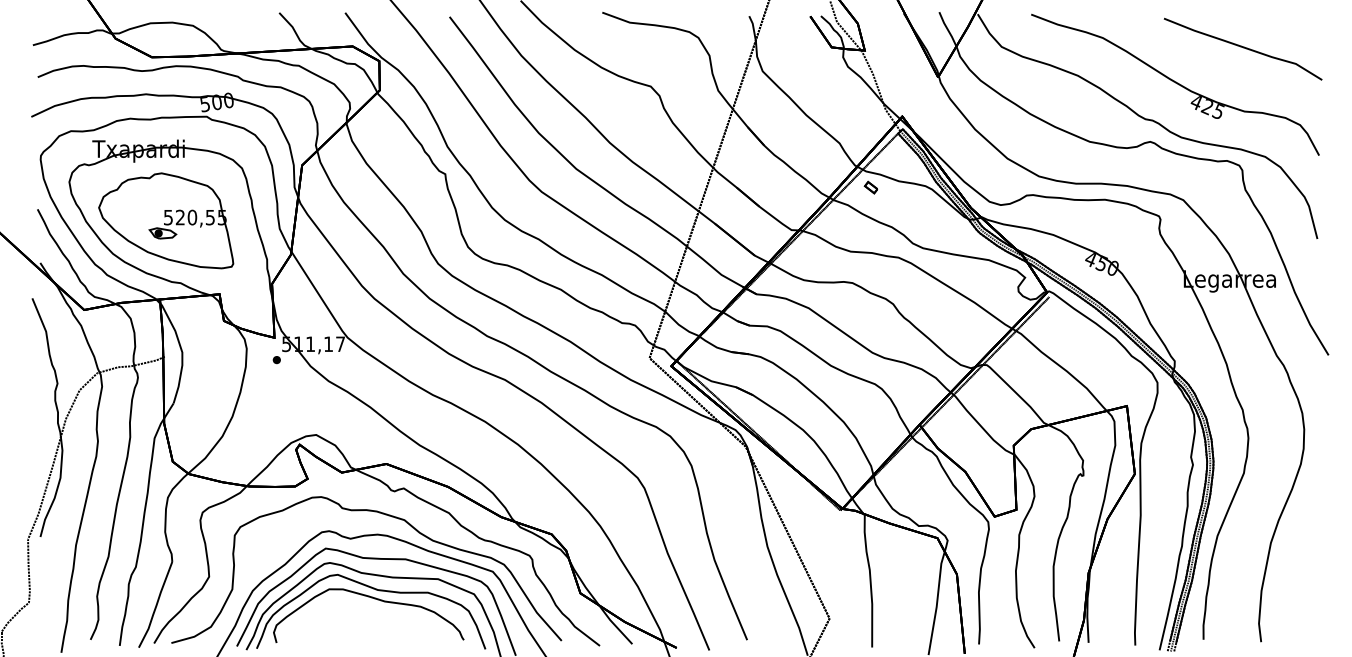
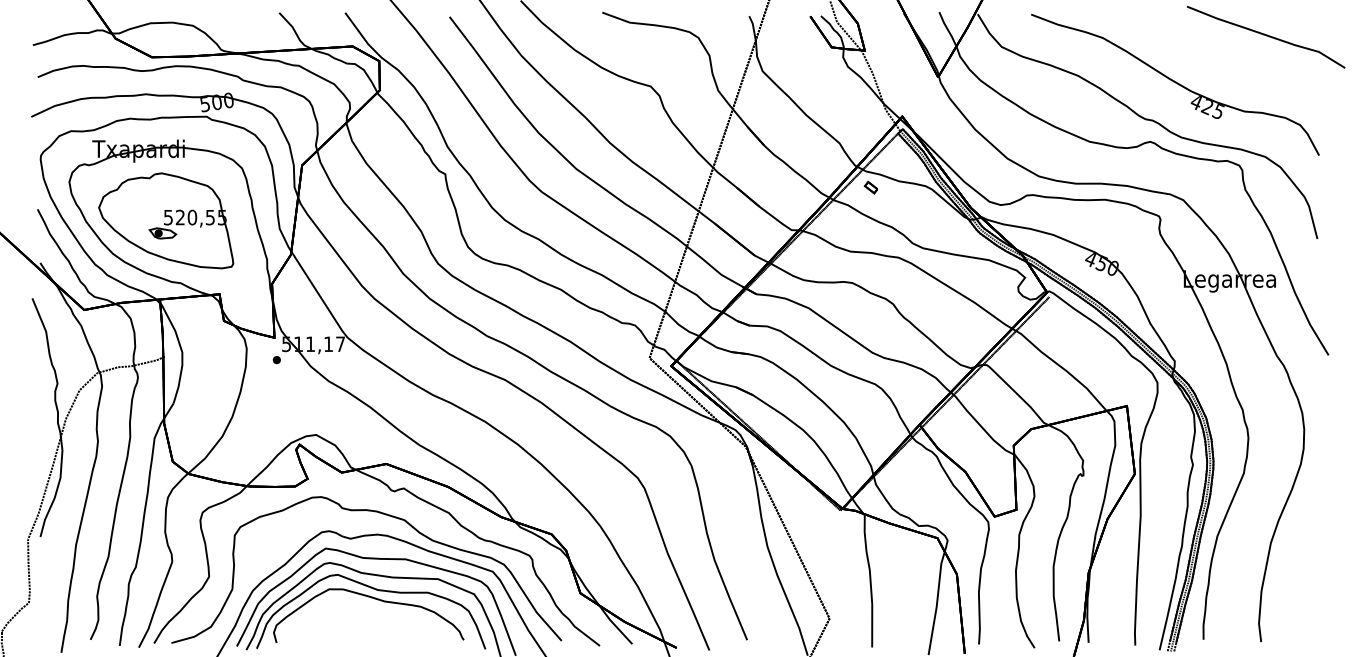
part position: (1242, 48) -> (1265, 36) (1265, 36)
